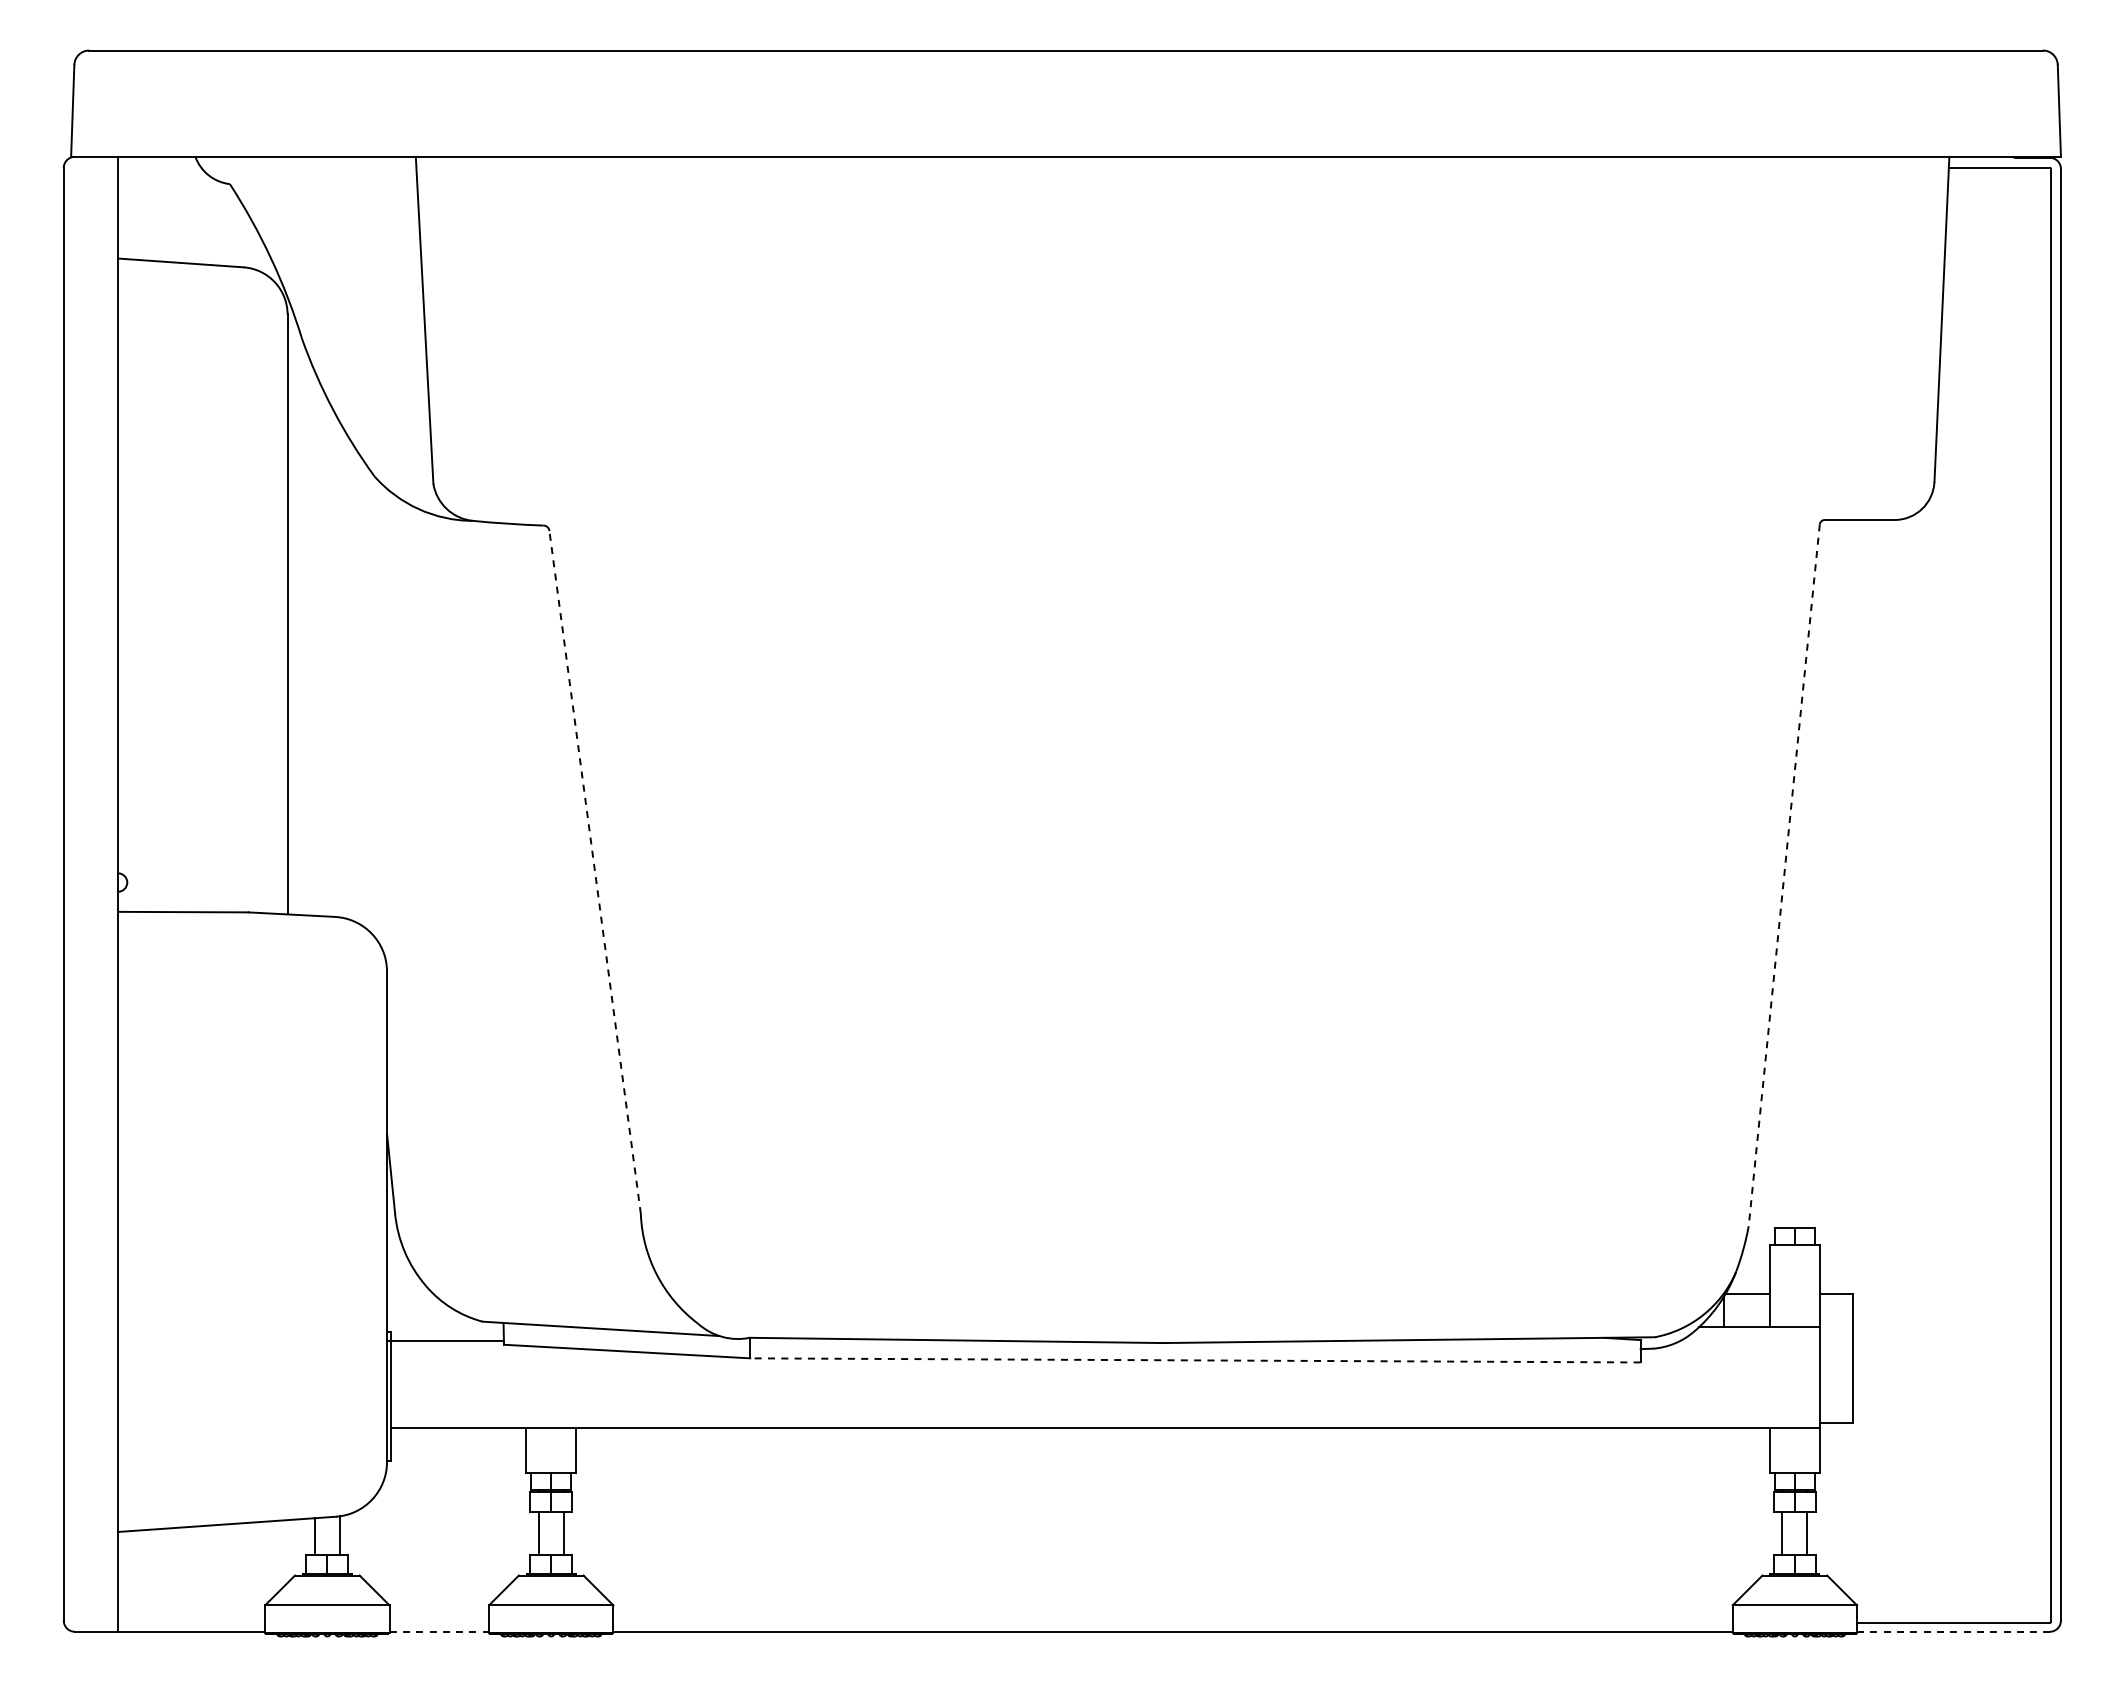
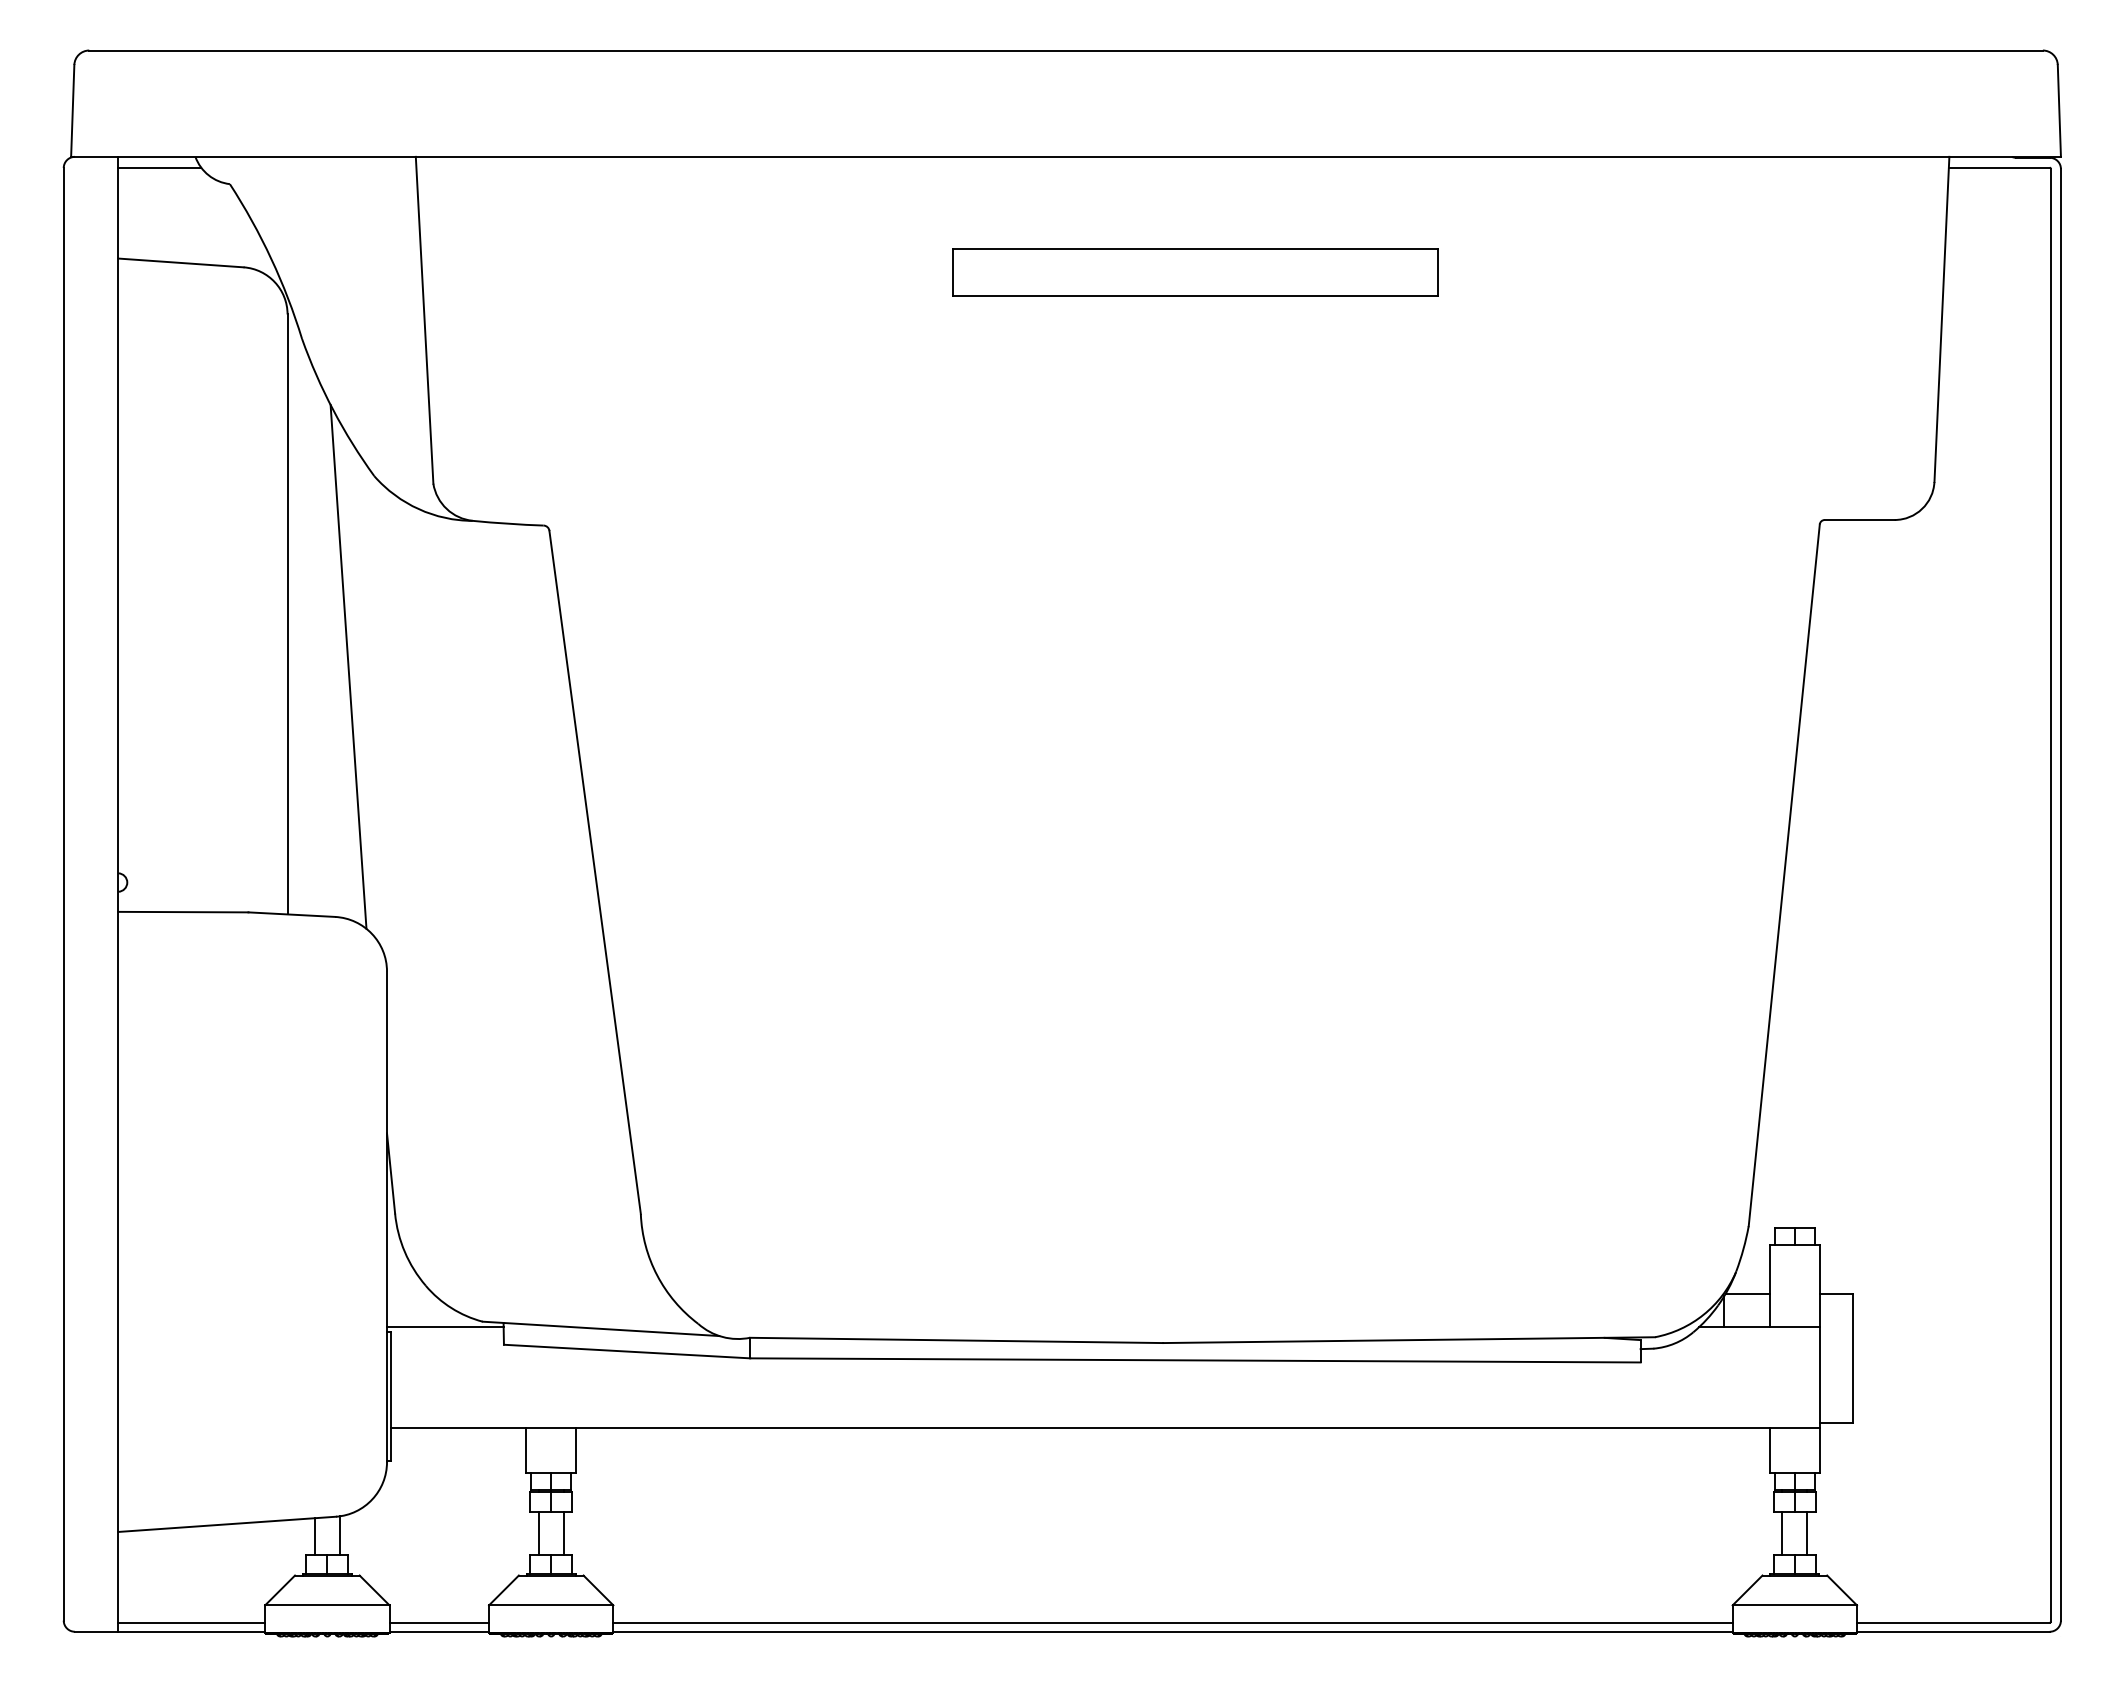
line: none -> present (159, 167)
part: none -> present (1195, 272)
line: none -> present (348, 666)
line: dashed -> solid (595, 872)
line: dashed -> solid (1784, 875)
line position: (445, 1341) -> (445, 1327) (445, 1327)
line: dashed -> solid (1194, 1360)
line: none -> present (191, 1622)
line: none -> present (439, 1622)
line: none -> present (1172, 1622)
line: dashed -> solid (439, 1631)
line: dashed -> solid (1953, 1631)
